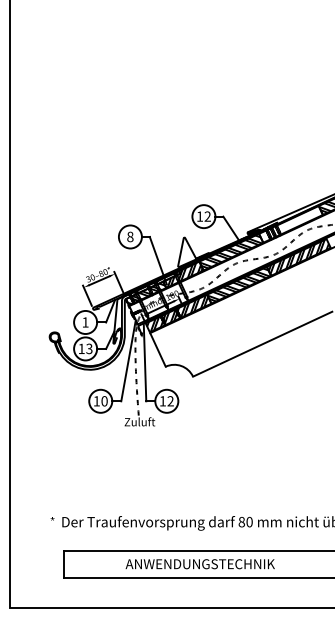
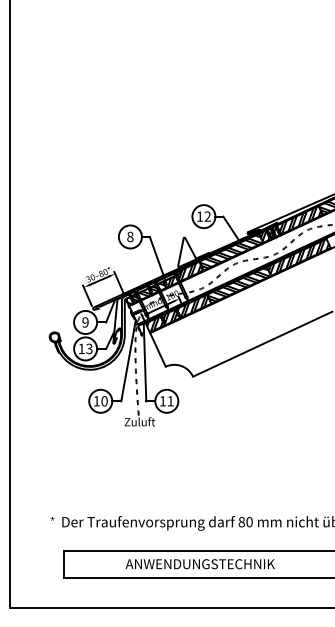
hatch: none -> present (291, 223)
text: 1 -> 9 (85, 322)
text: 12 -> 11 (170, 401)
